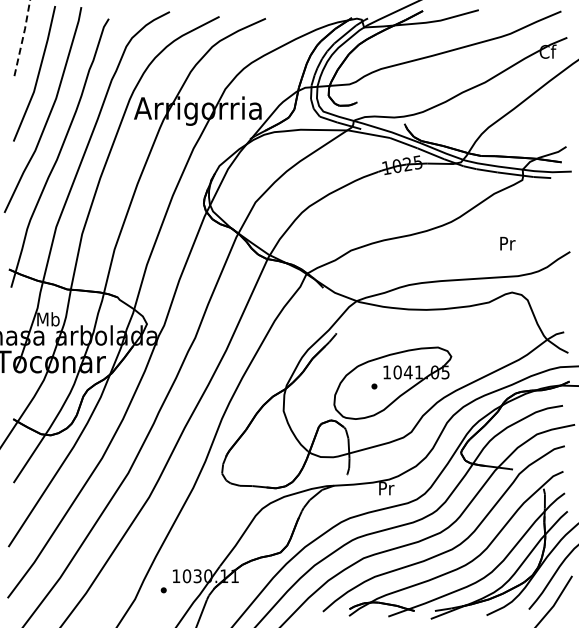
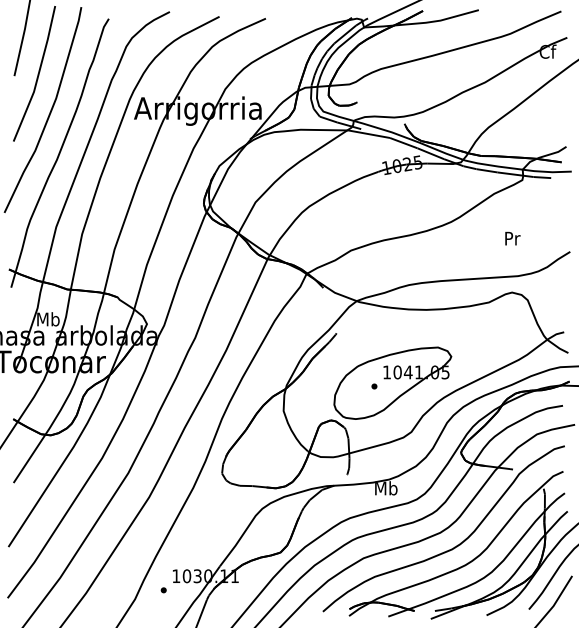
line: dashed -> solid (23, 37)
text position: (507, 243) -> (512, 238) (512, 238)
text: Pr -> Mb (386, 488)
